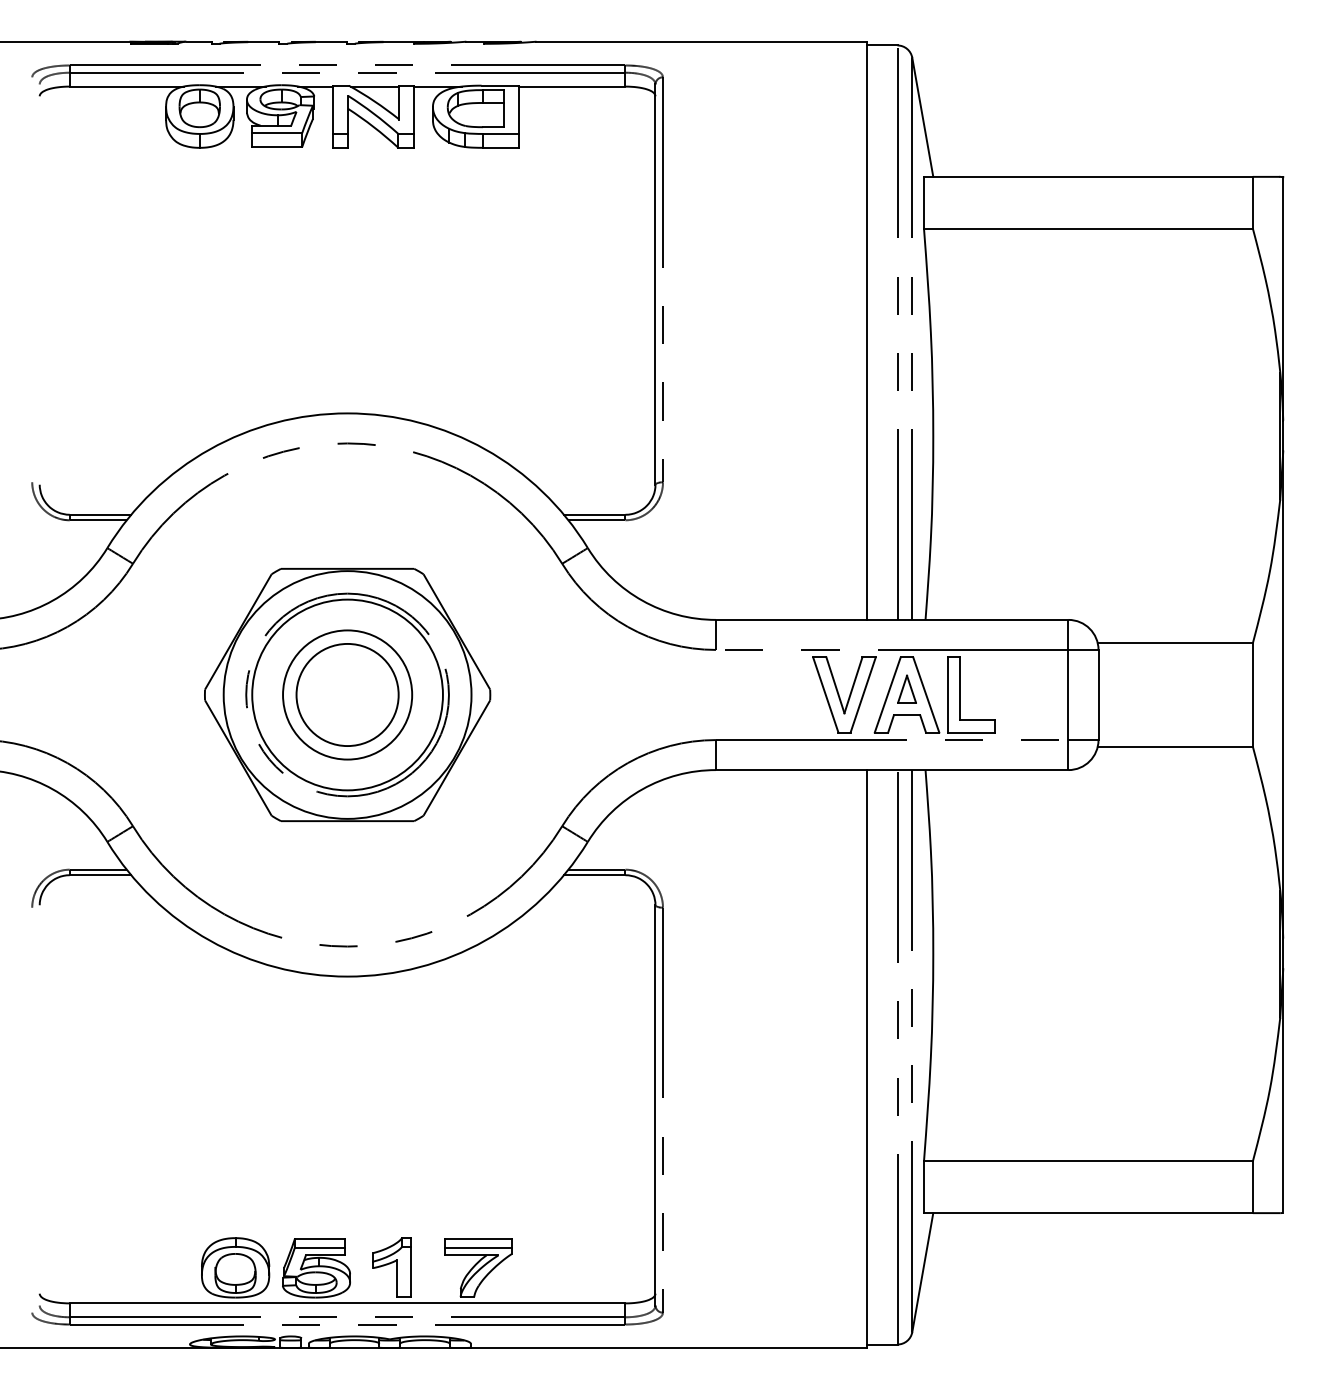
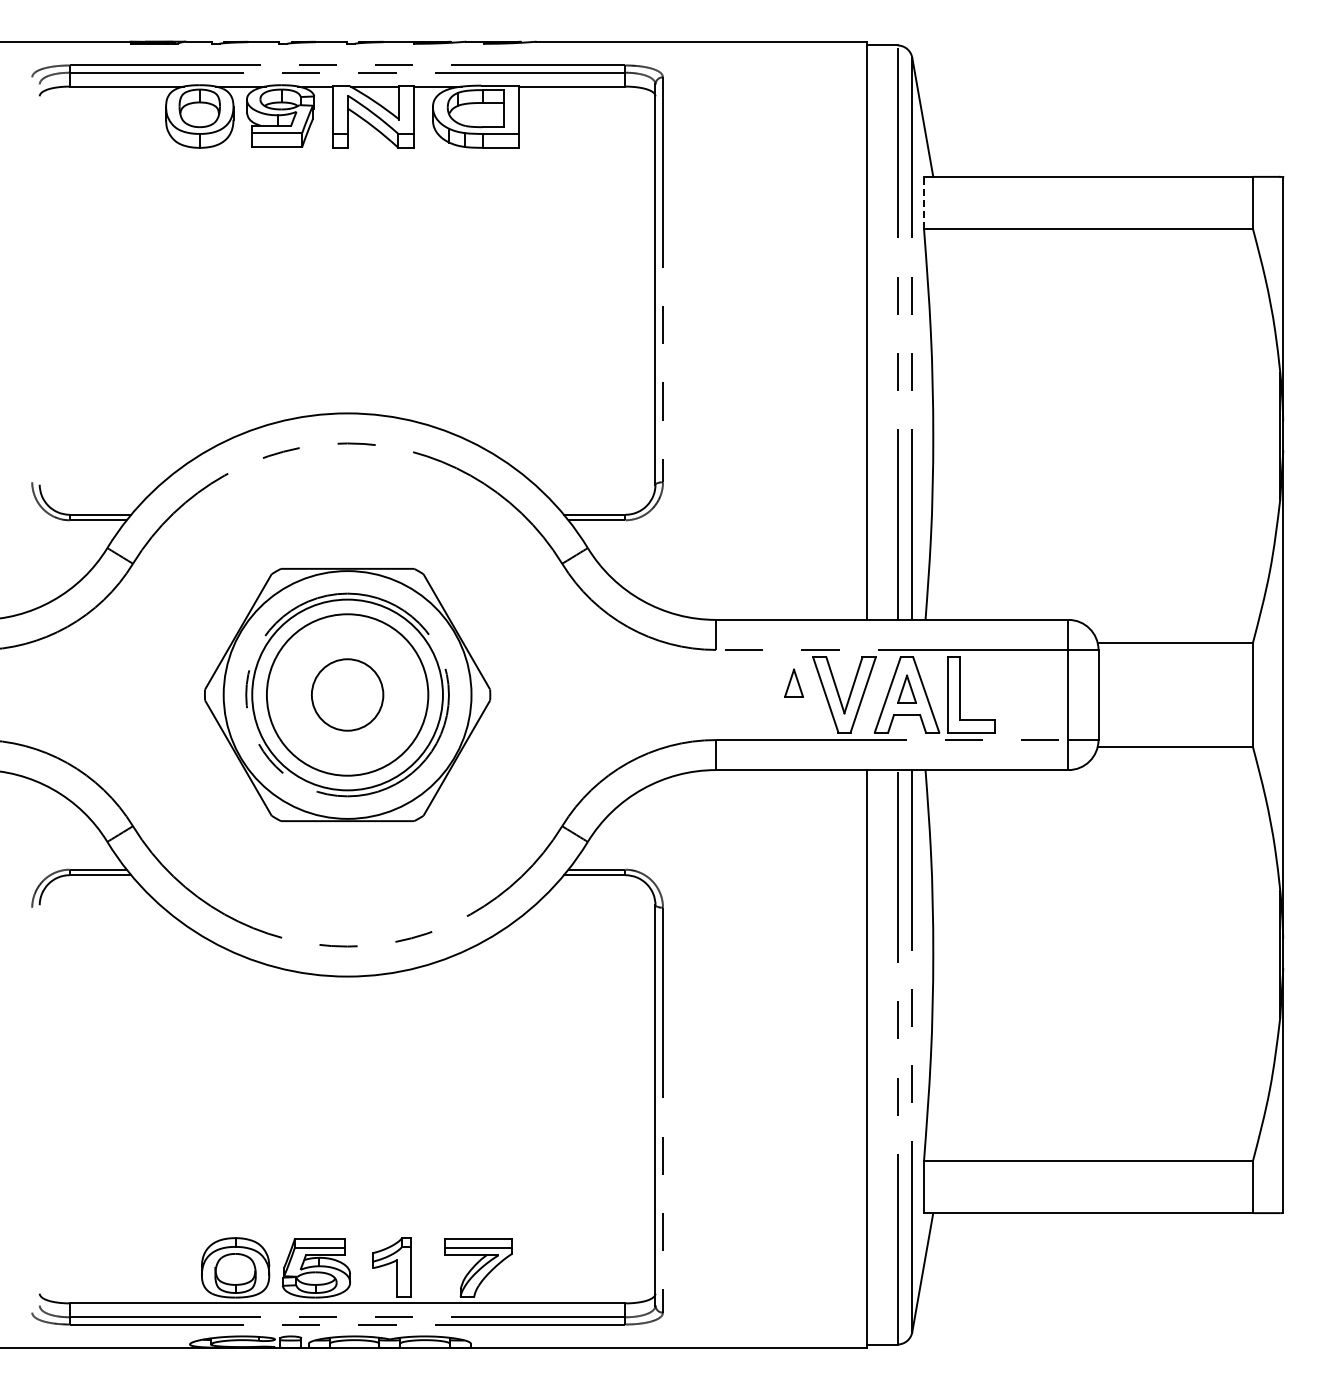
line: solid -> dashed (924, 202)
part: none -> present (793, 682)
circle diameter: 102 px -> 71 px (347, 694)
circle diameter: 129 px -> 161 px (347, 694)
